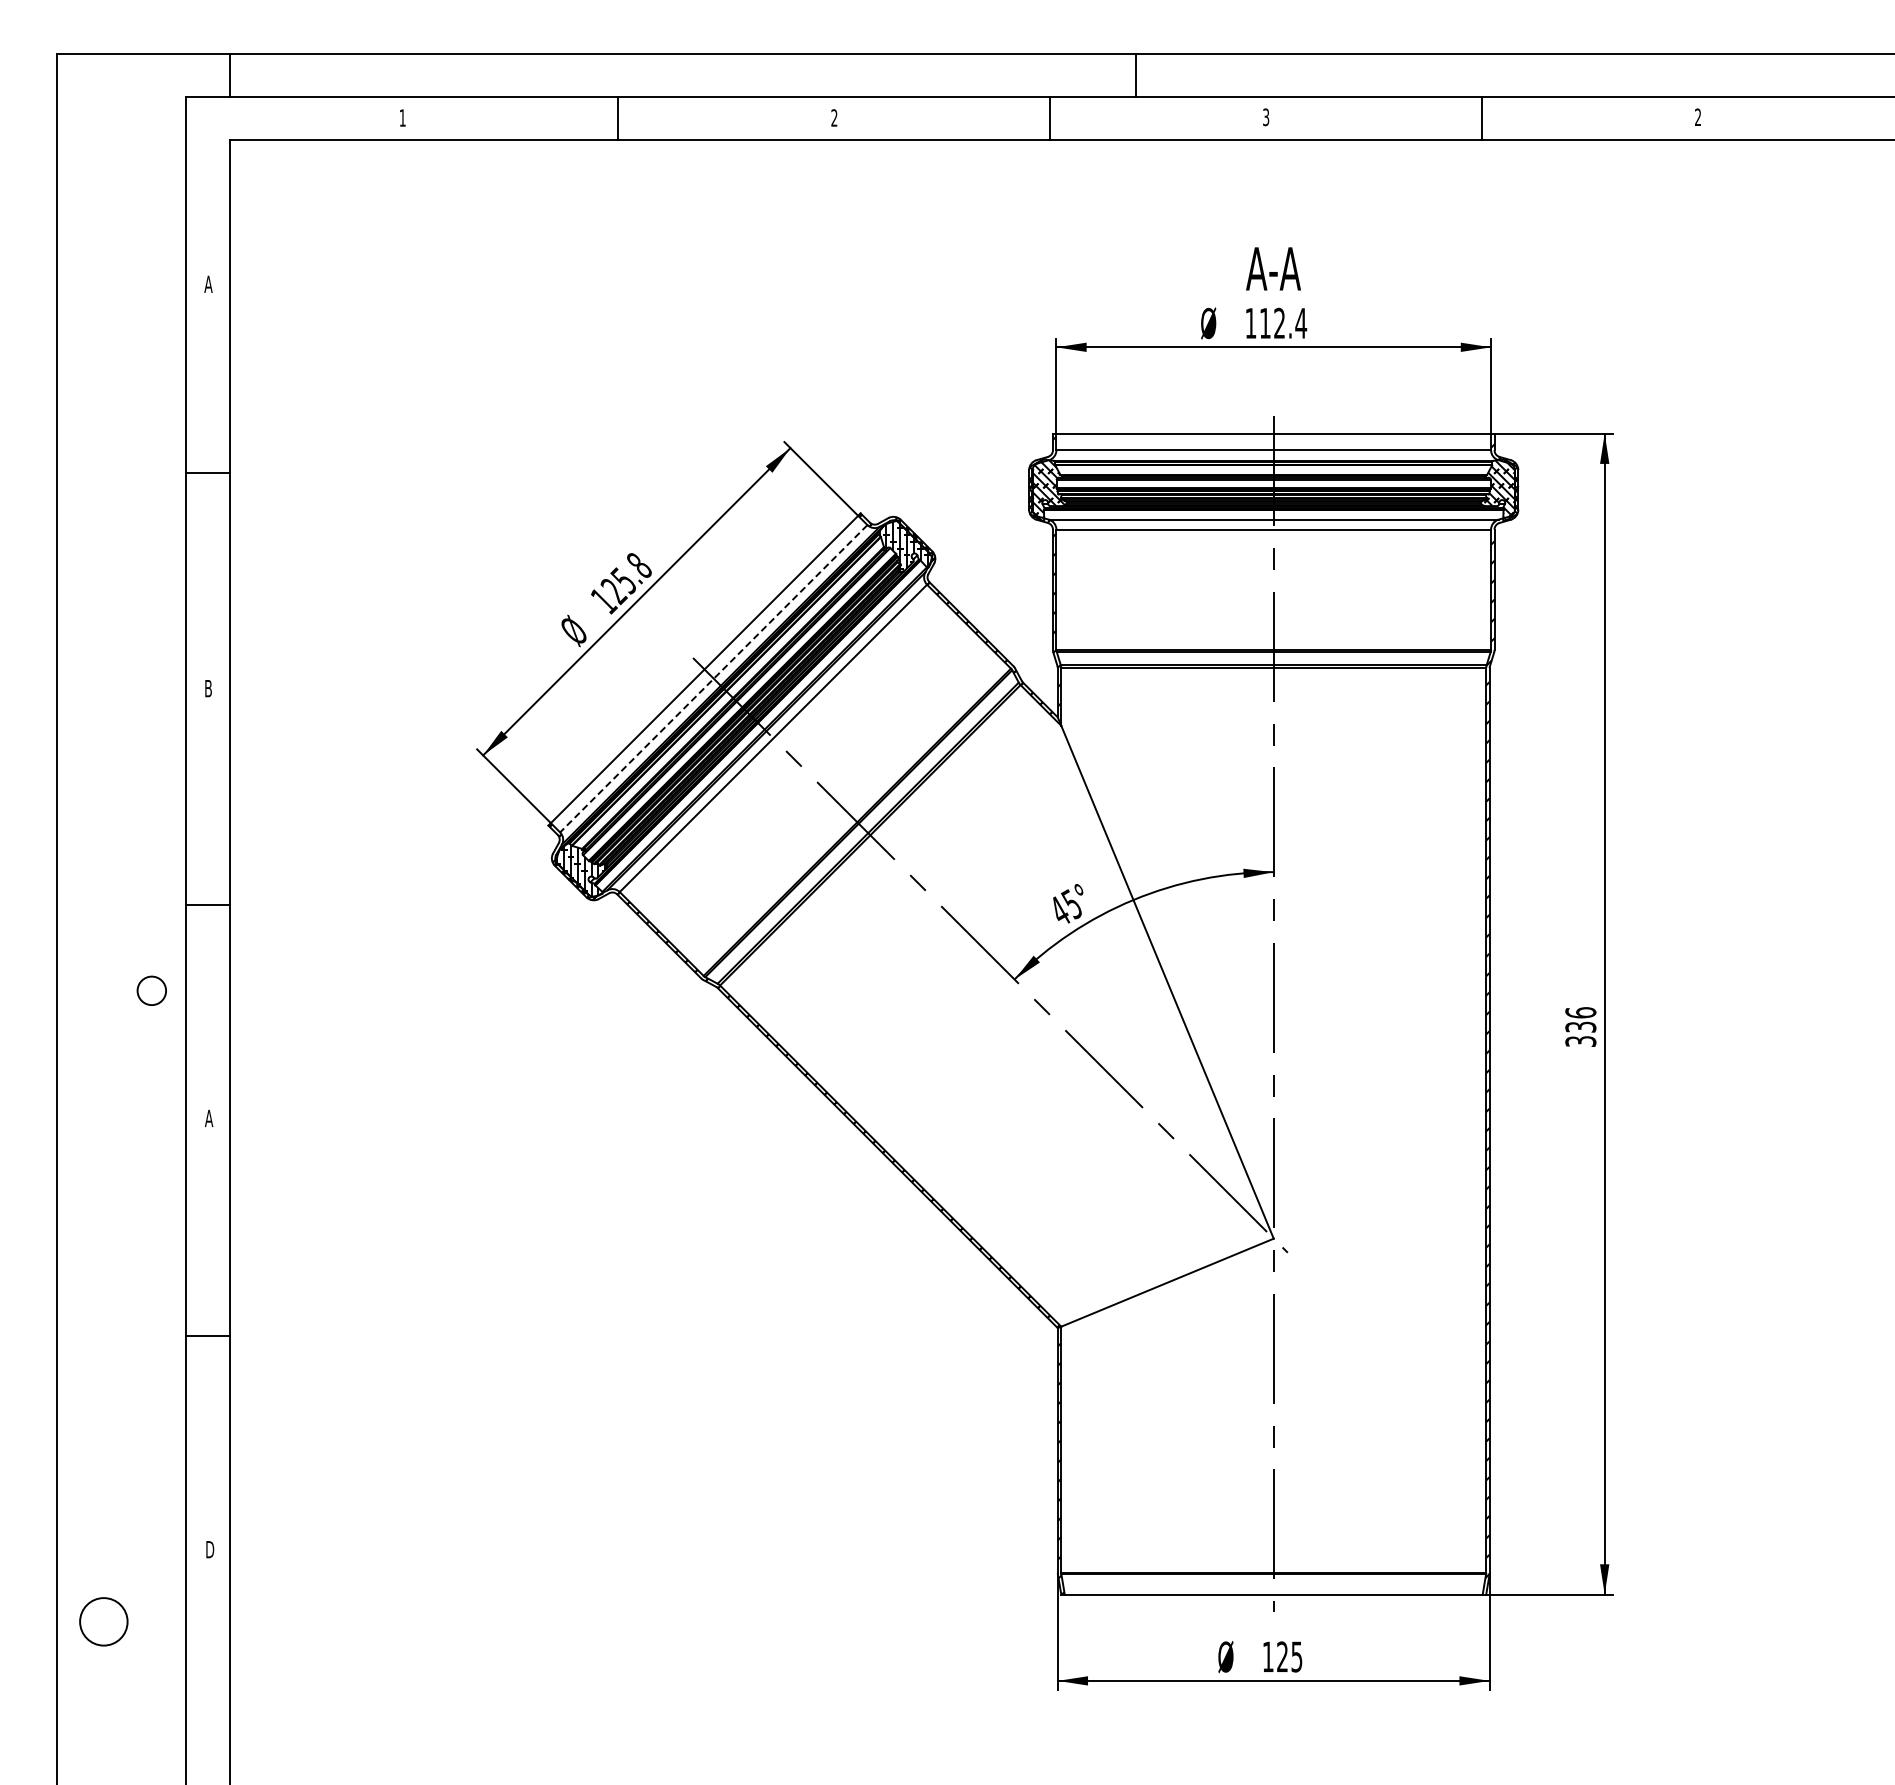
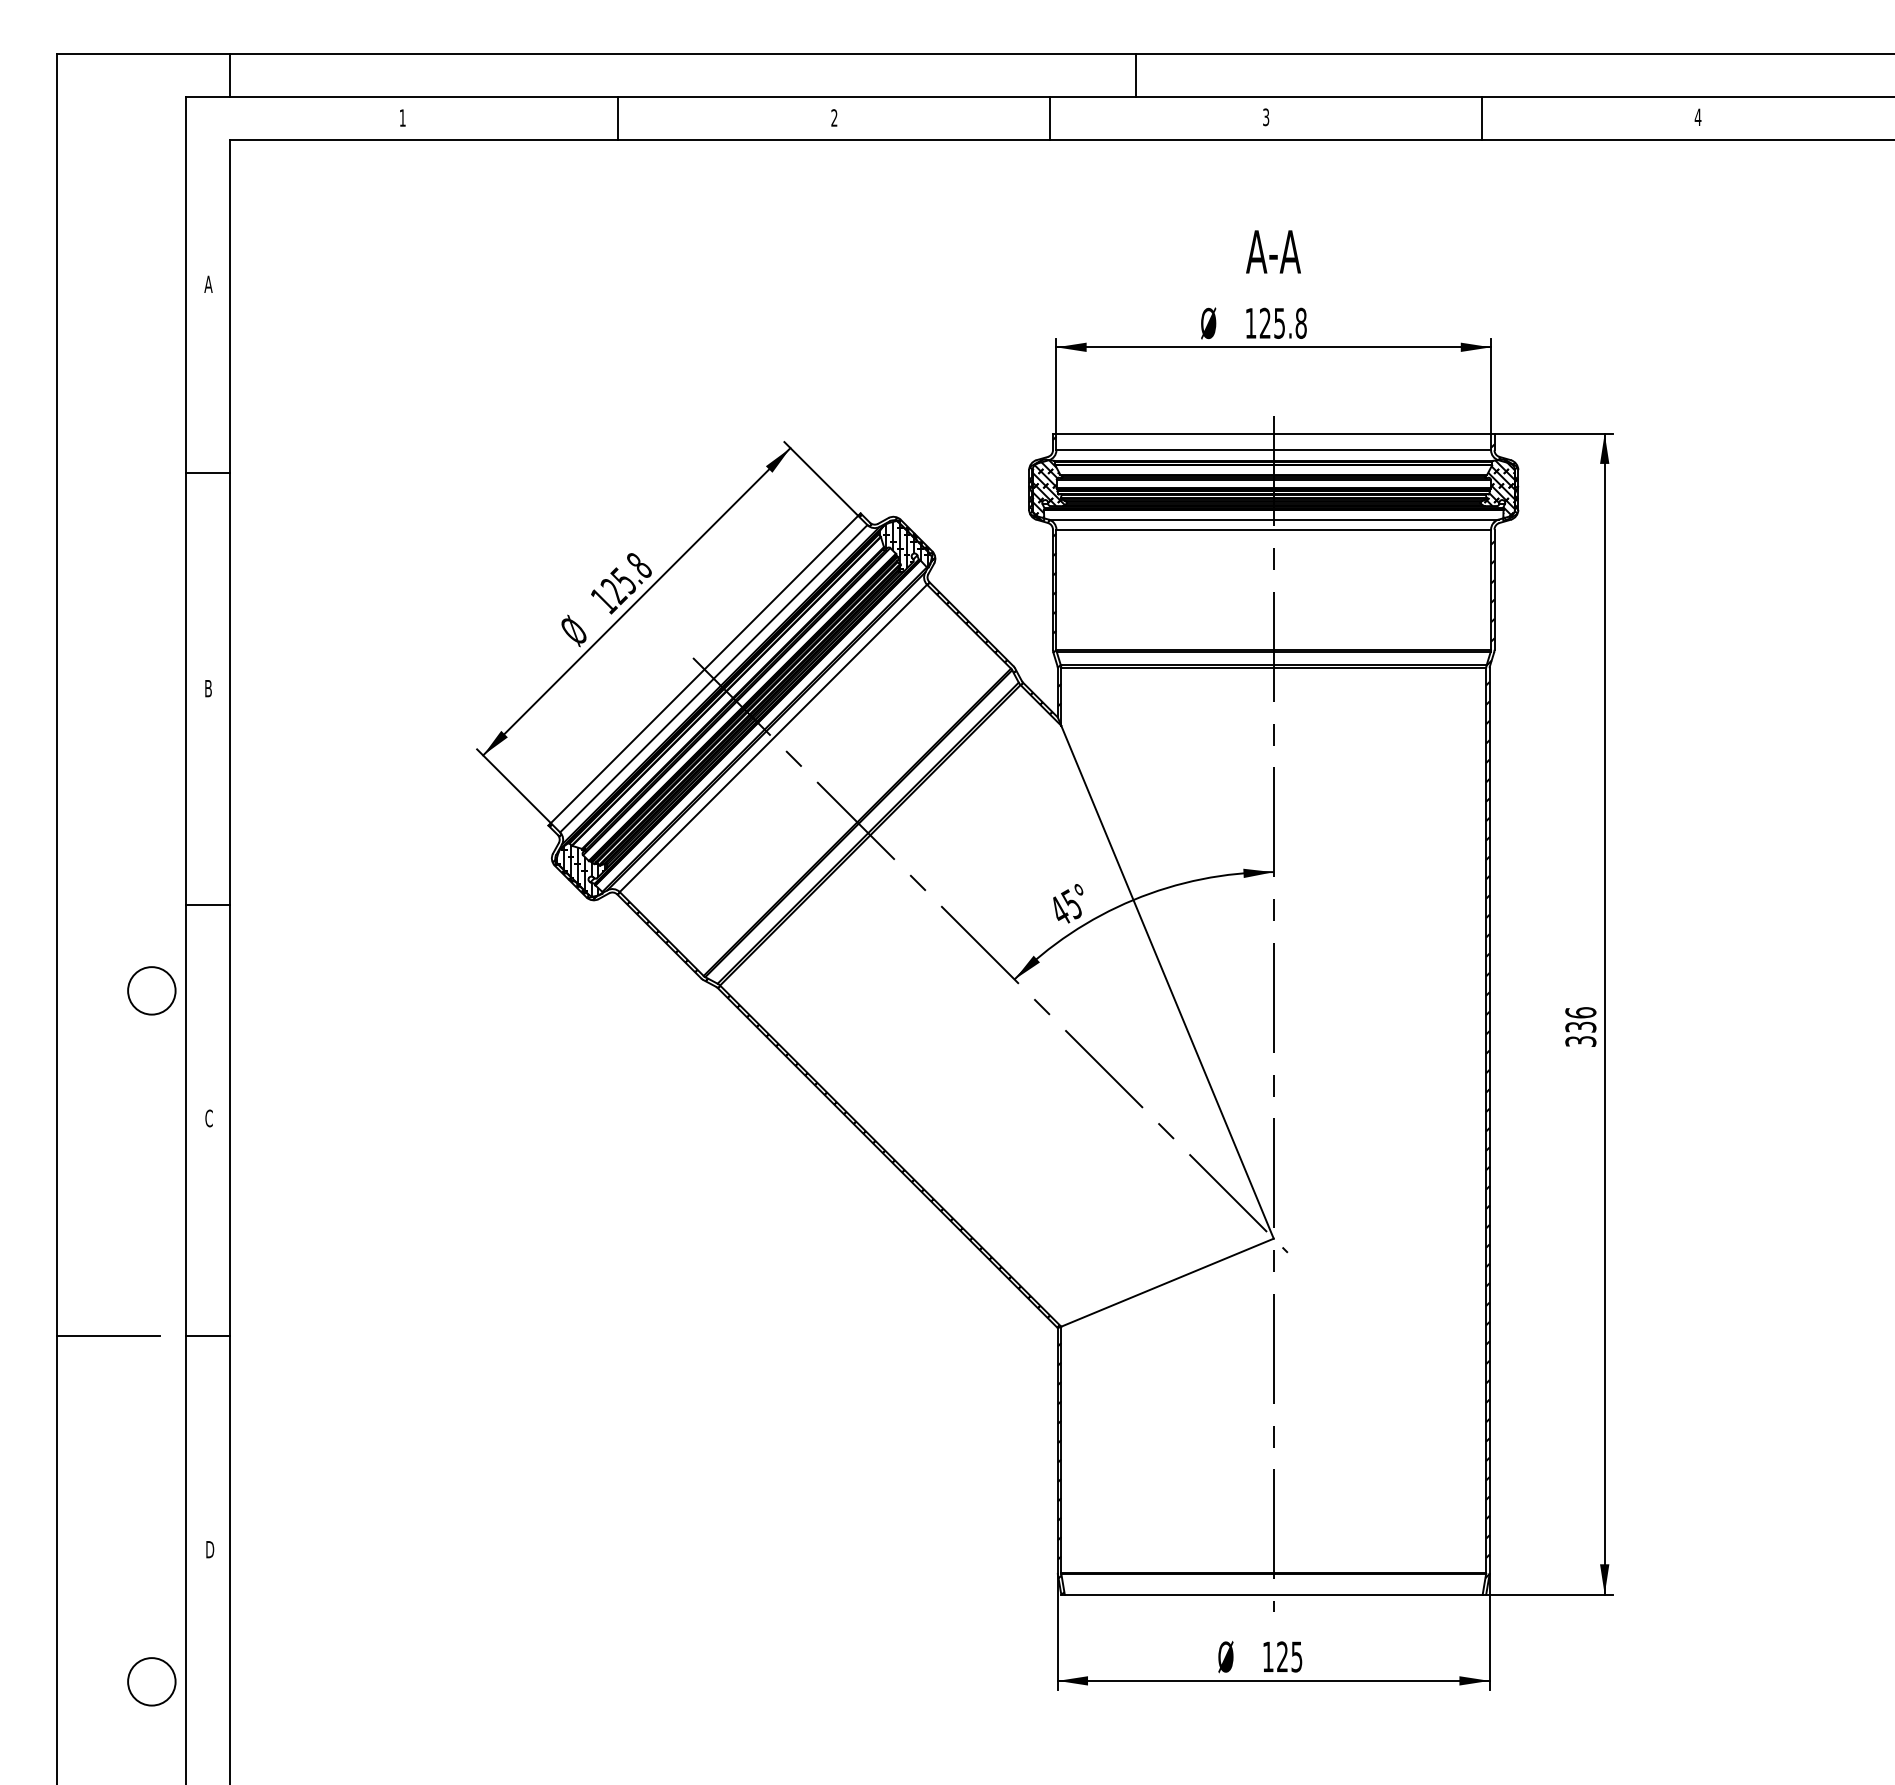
text: 2 -> 4 (1697, 116)
text position: (1273, 268) -> (1273, 251) (1273, 251)
text: 112.4 -> 125.8 (1283, 322)
line: dashed -> solid (713, 679)
circle diameter: 29 px -> 48 px (151, 990)
text: A -> C (209, 1118)
line: none -> present (108, 1336)
circle position: (103, 1621) -> (151, 1681) (151, 1681)
